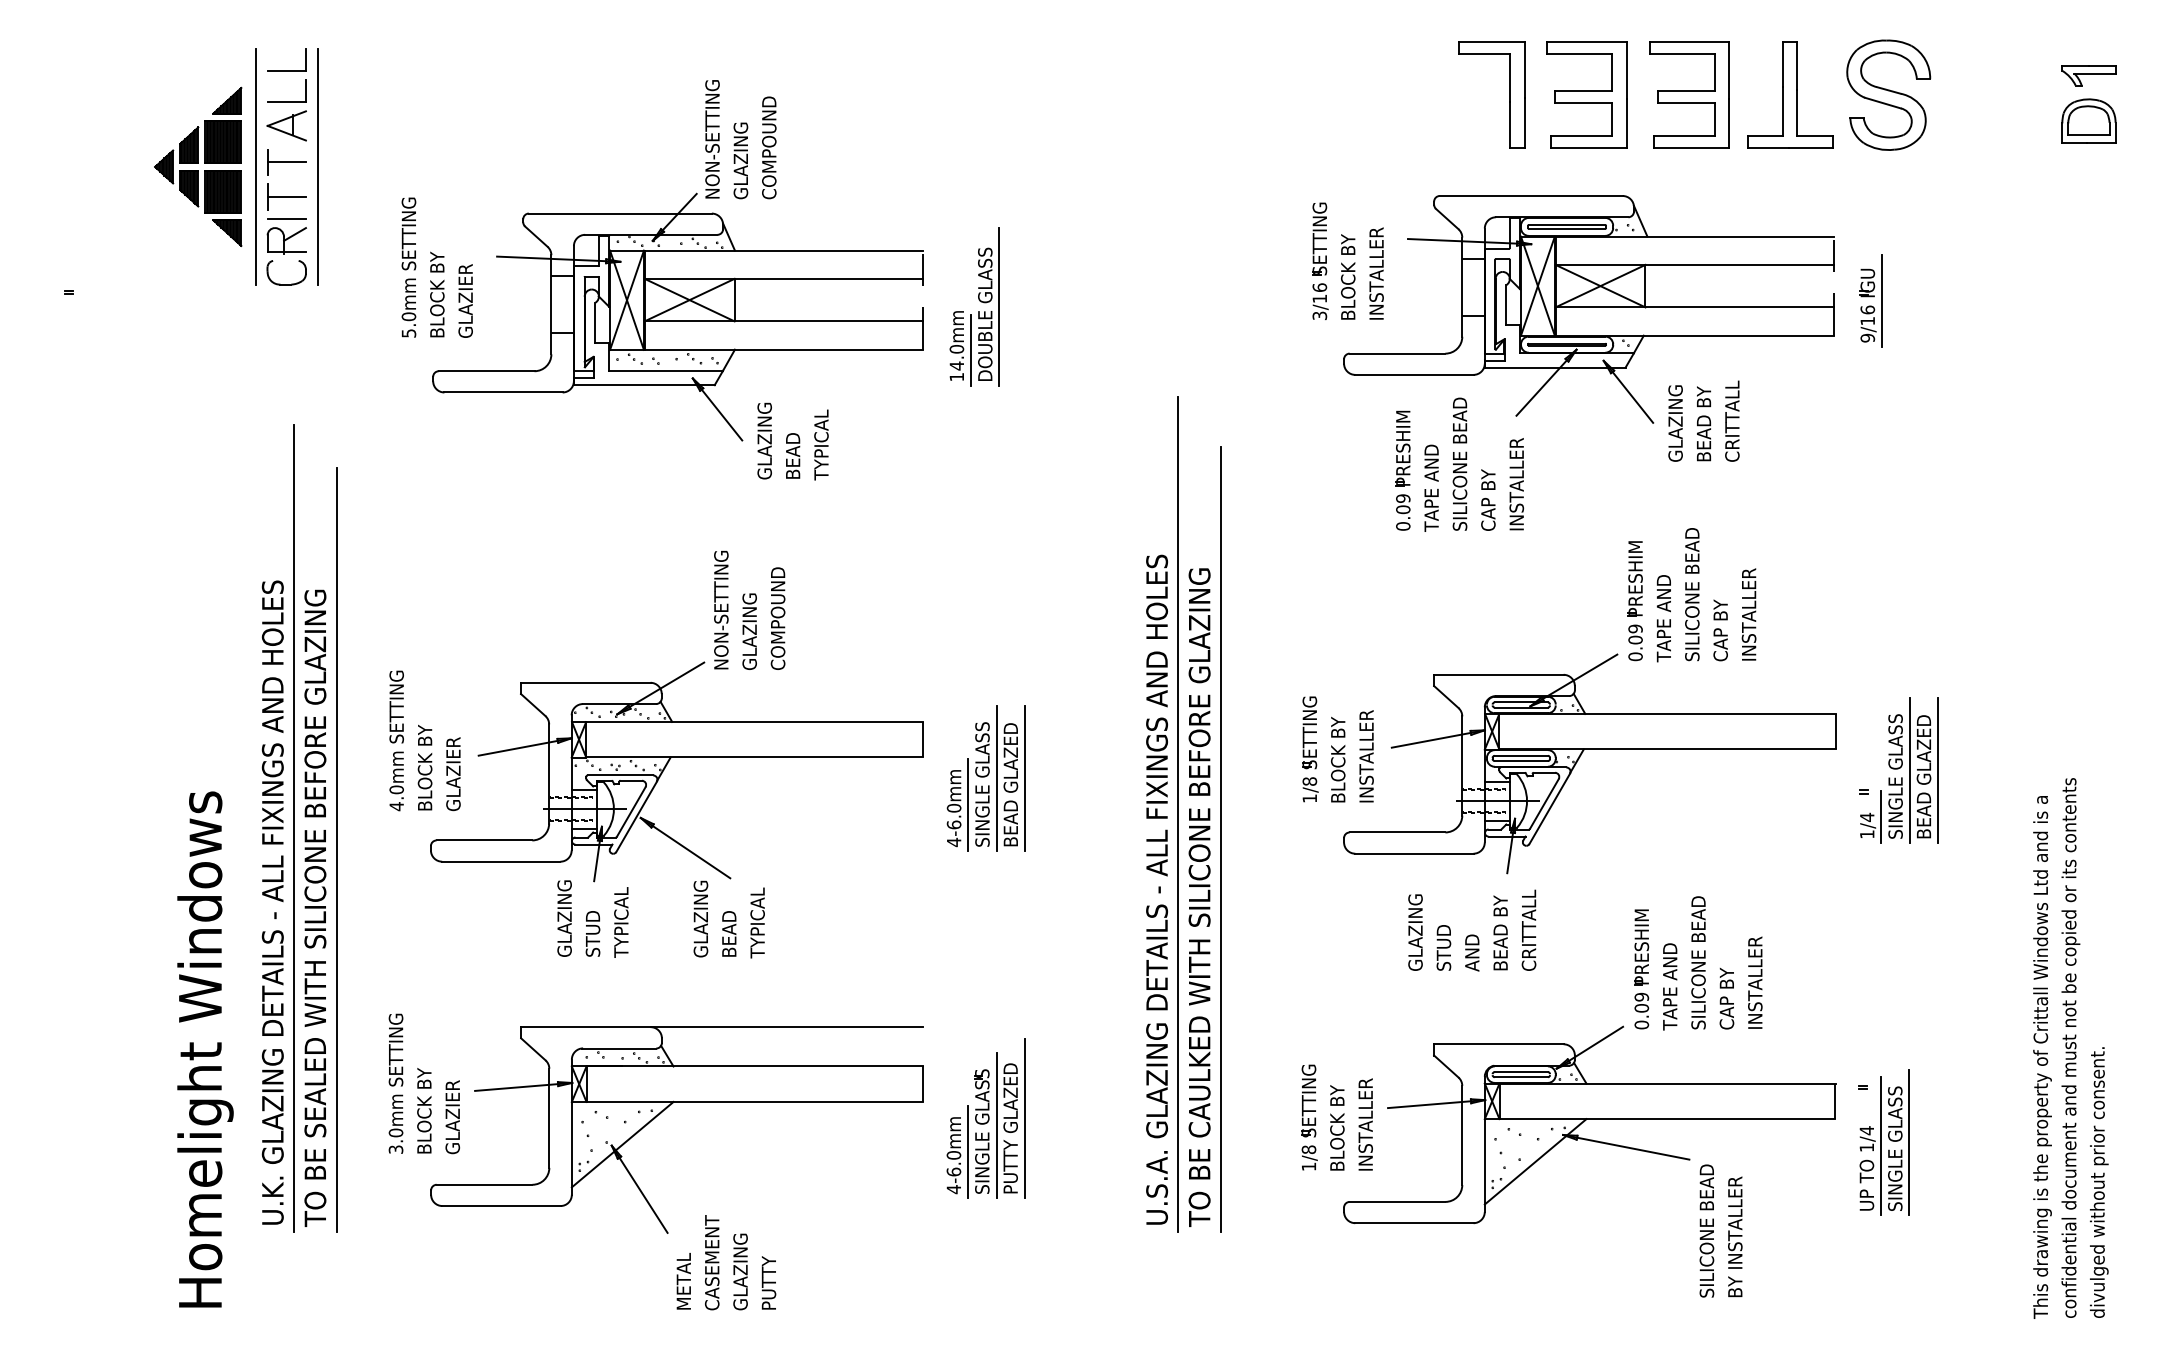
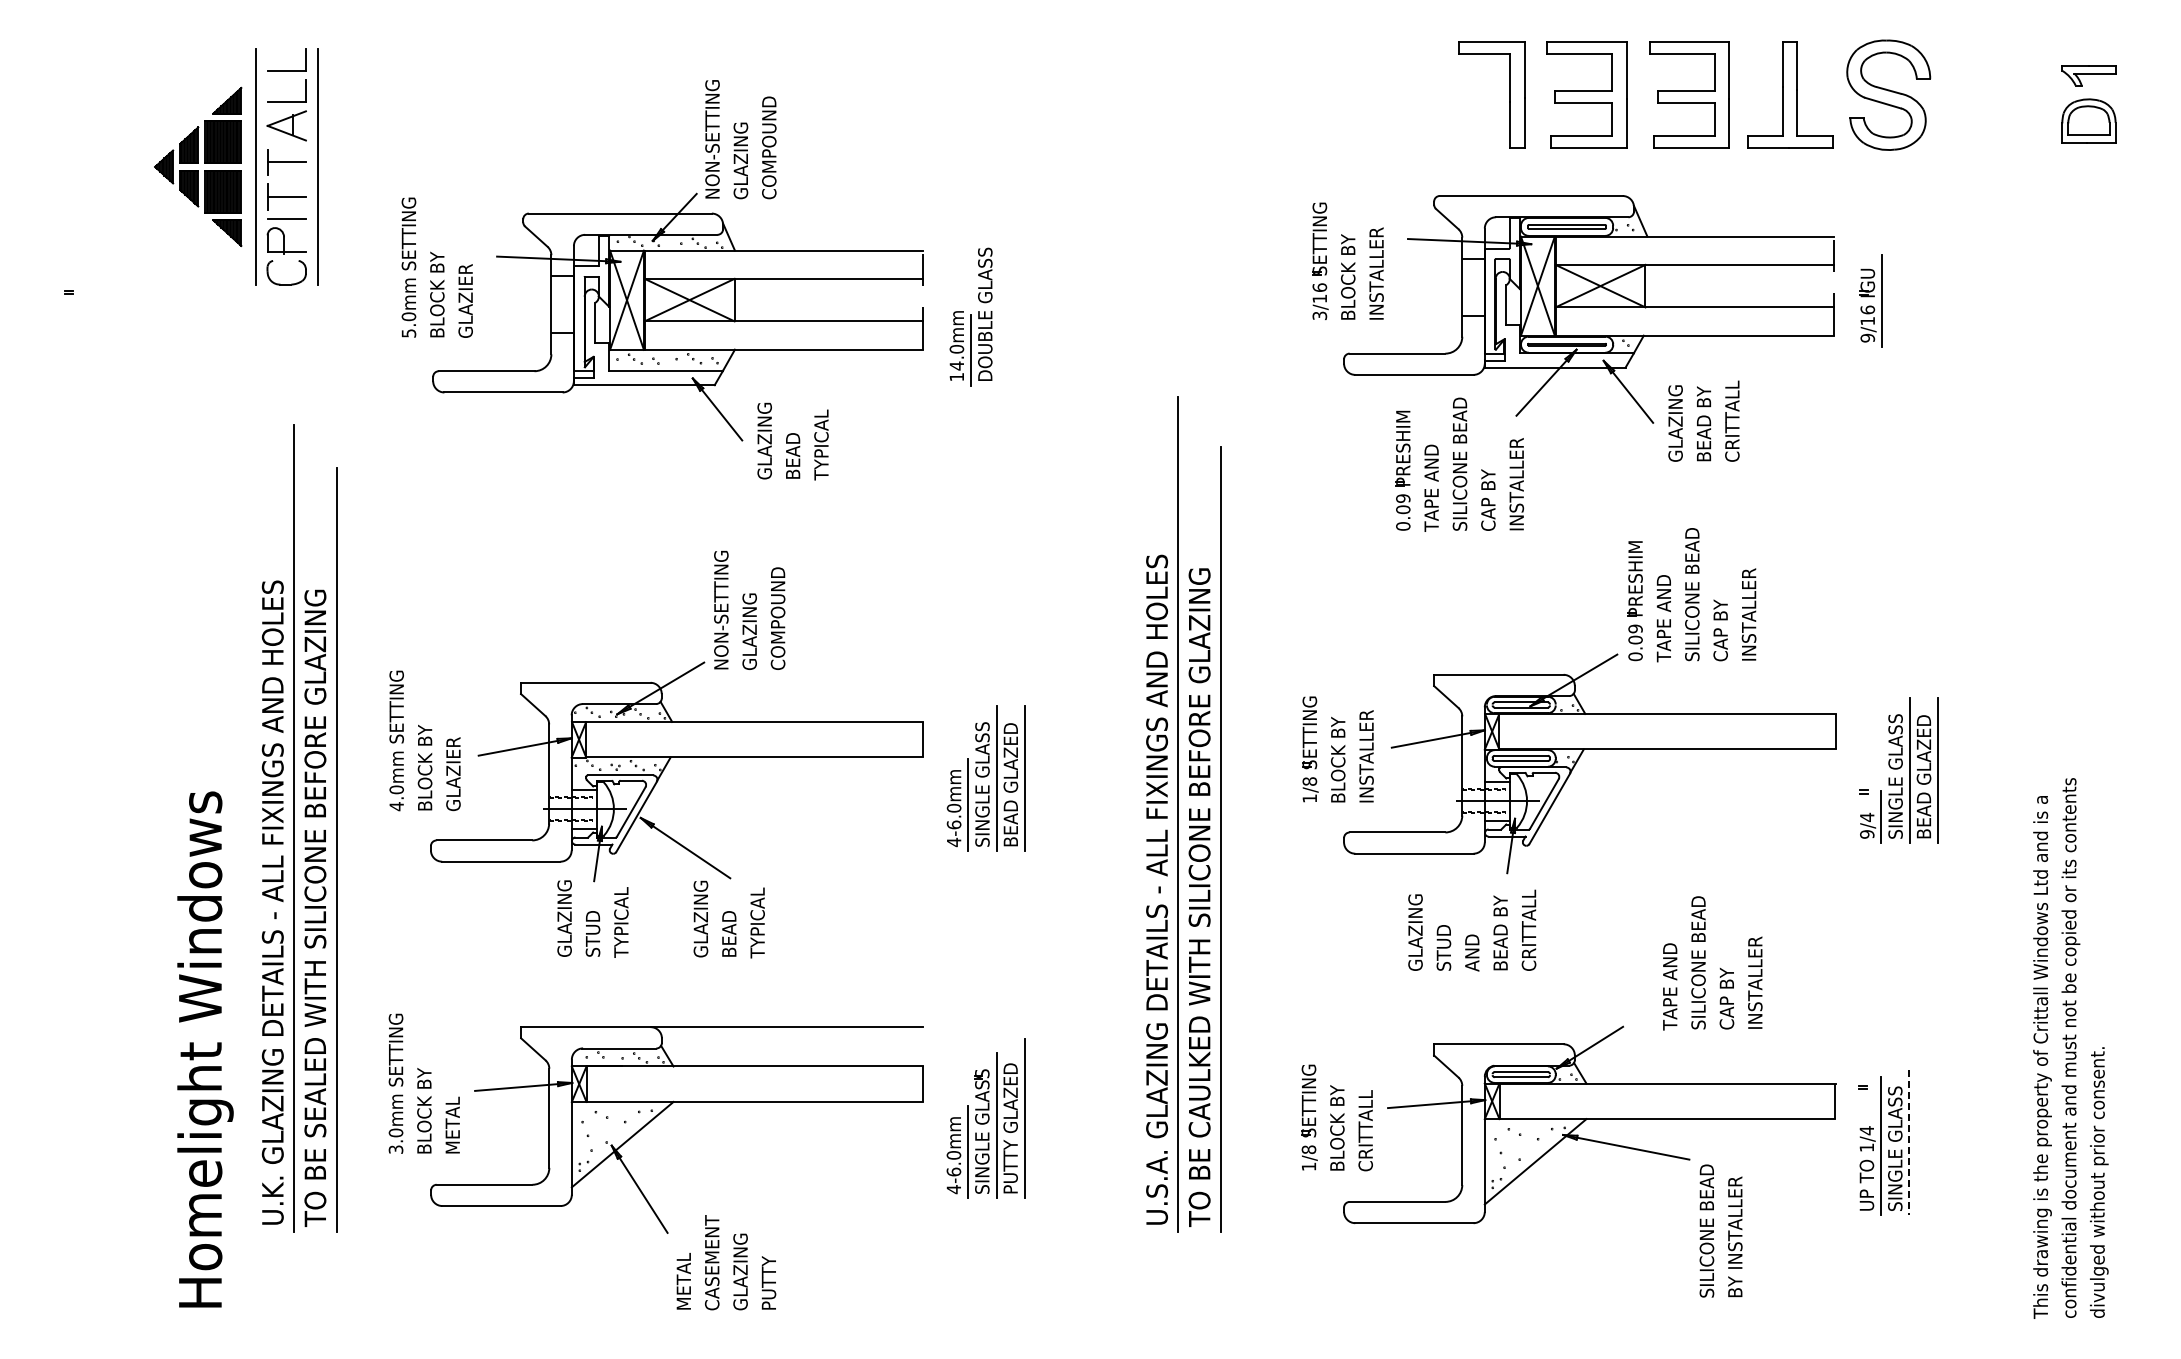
line: present -> none (294, 234)
line: present -> none (999, 306)
text: 1/4 -> 9/4 (1867, 834)
part: present -> none (1641, 969)
text: GLAZIER -> METAL (452, 1117)
text: INSTALLER -> CRITTALL (1365, 1124)
line: solid -> dashed (1909, 1142)
